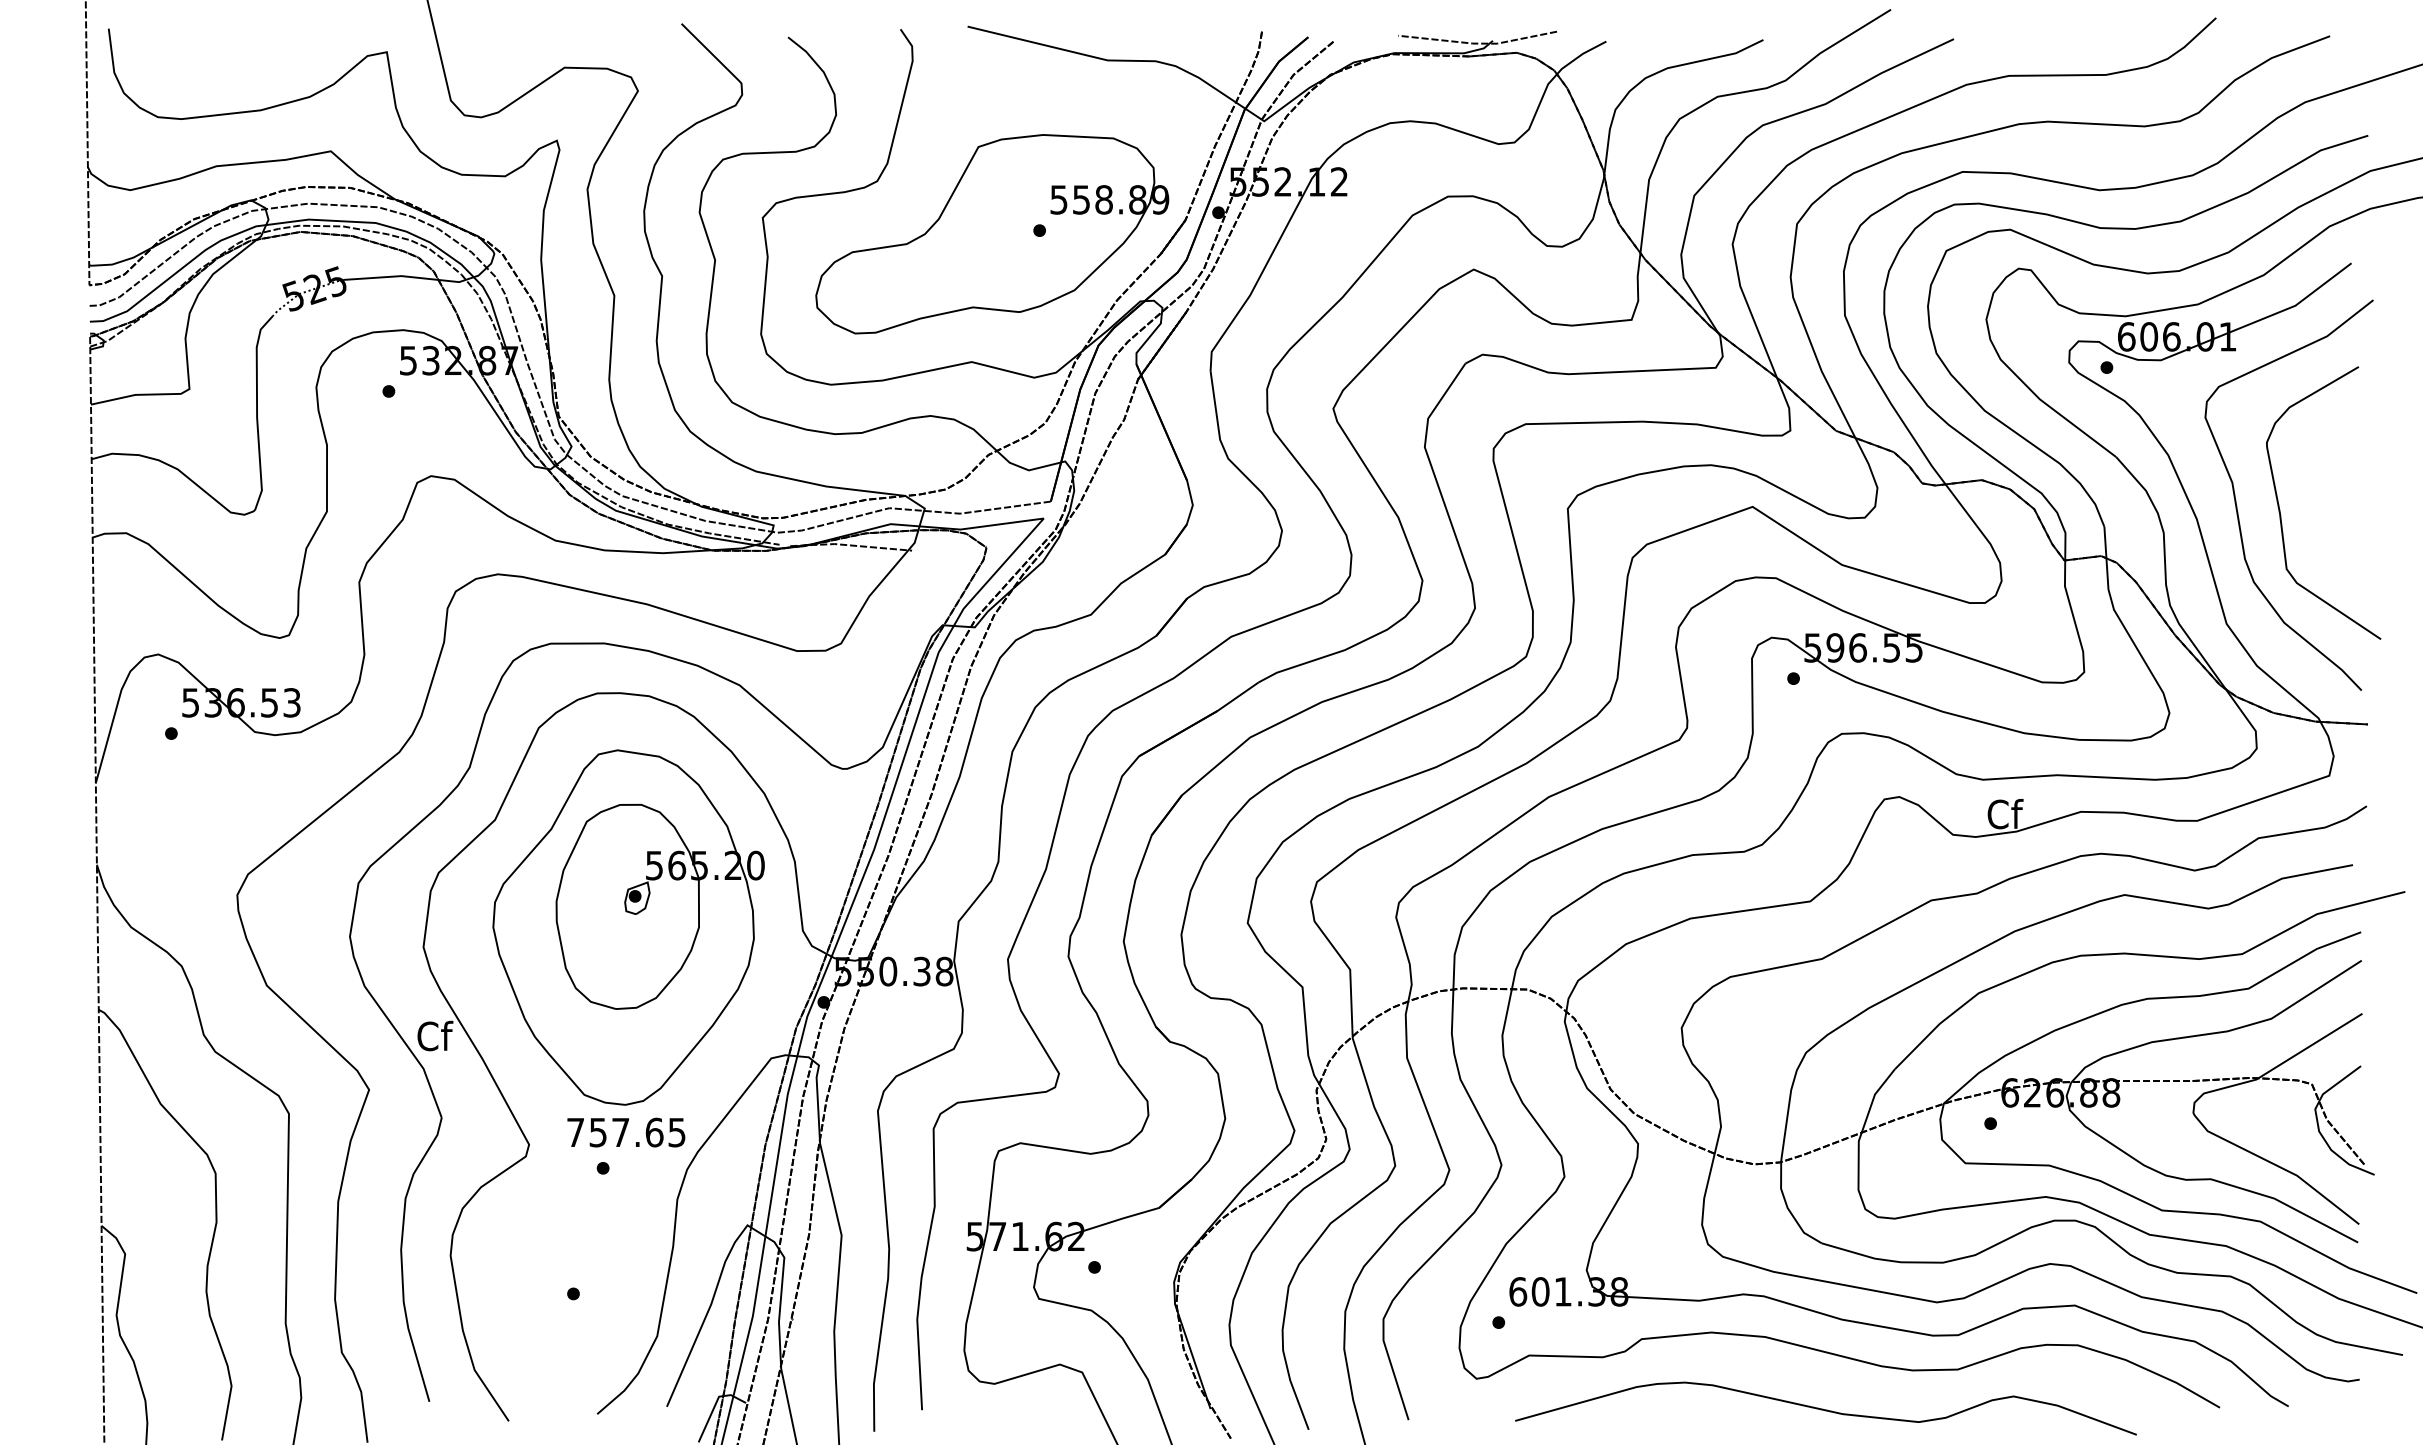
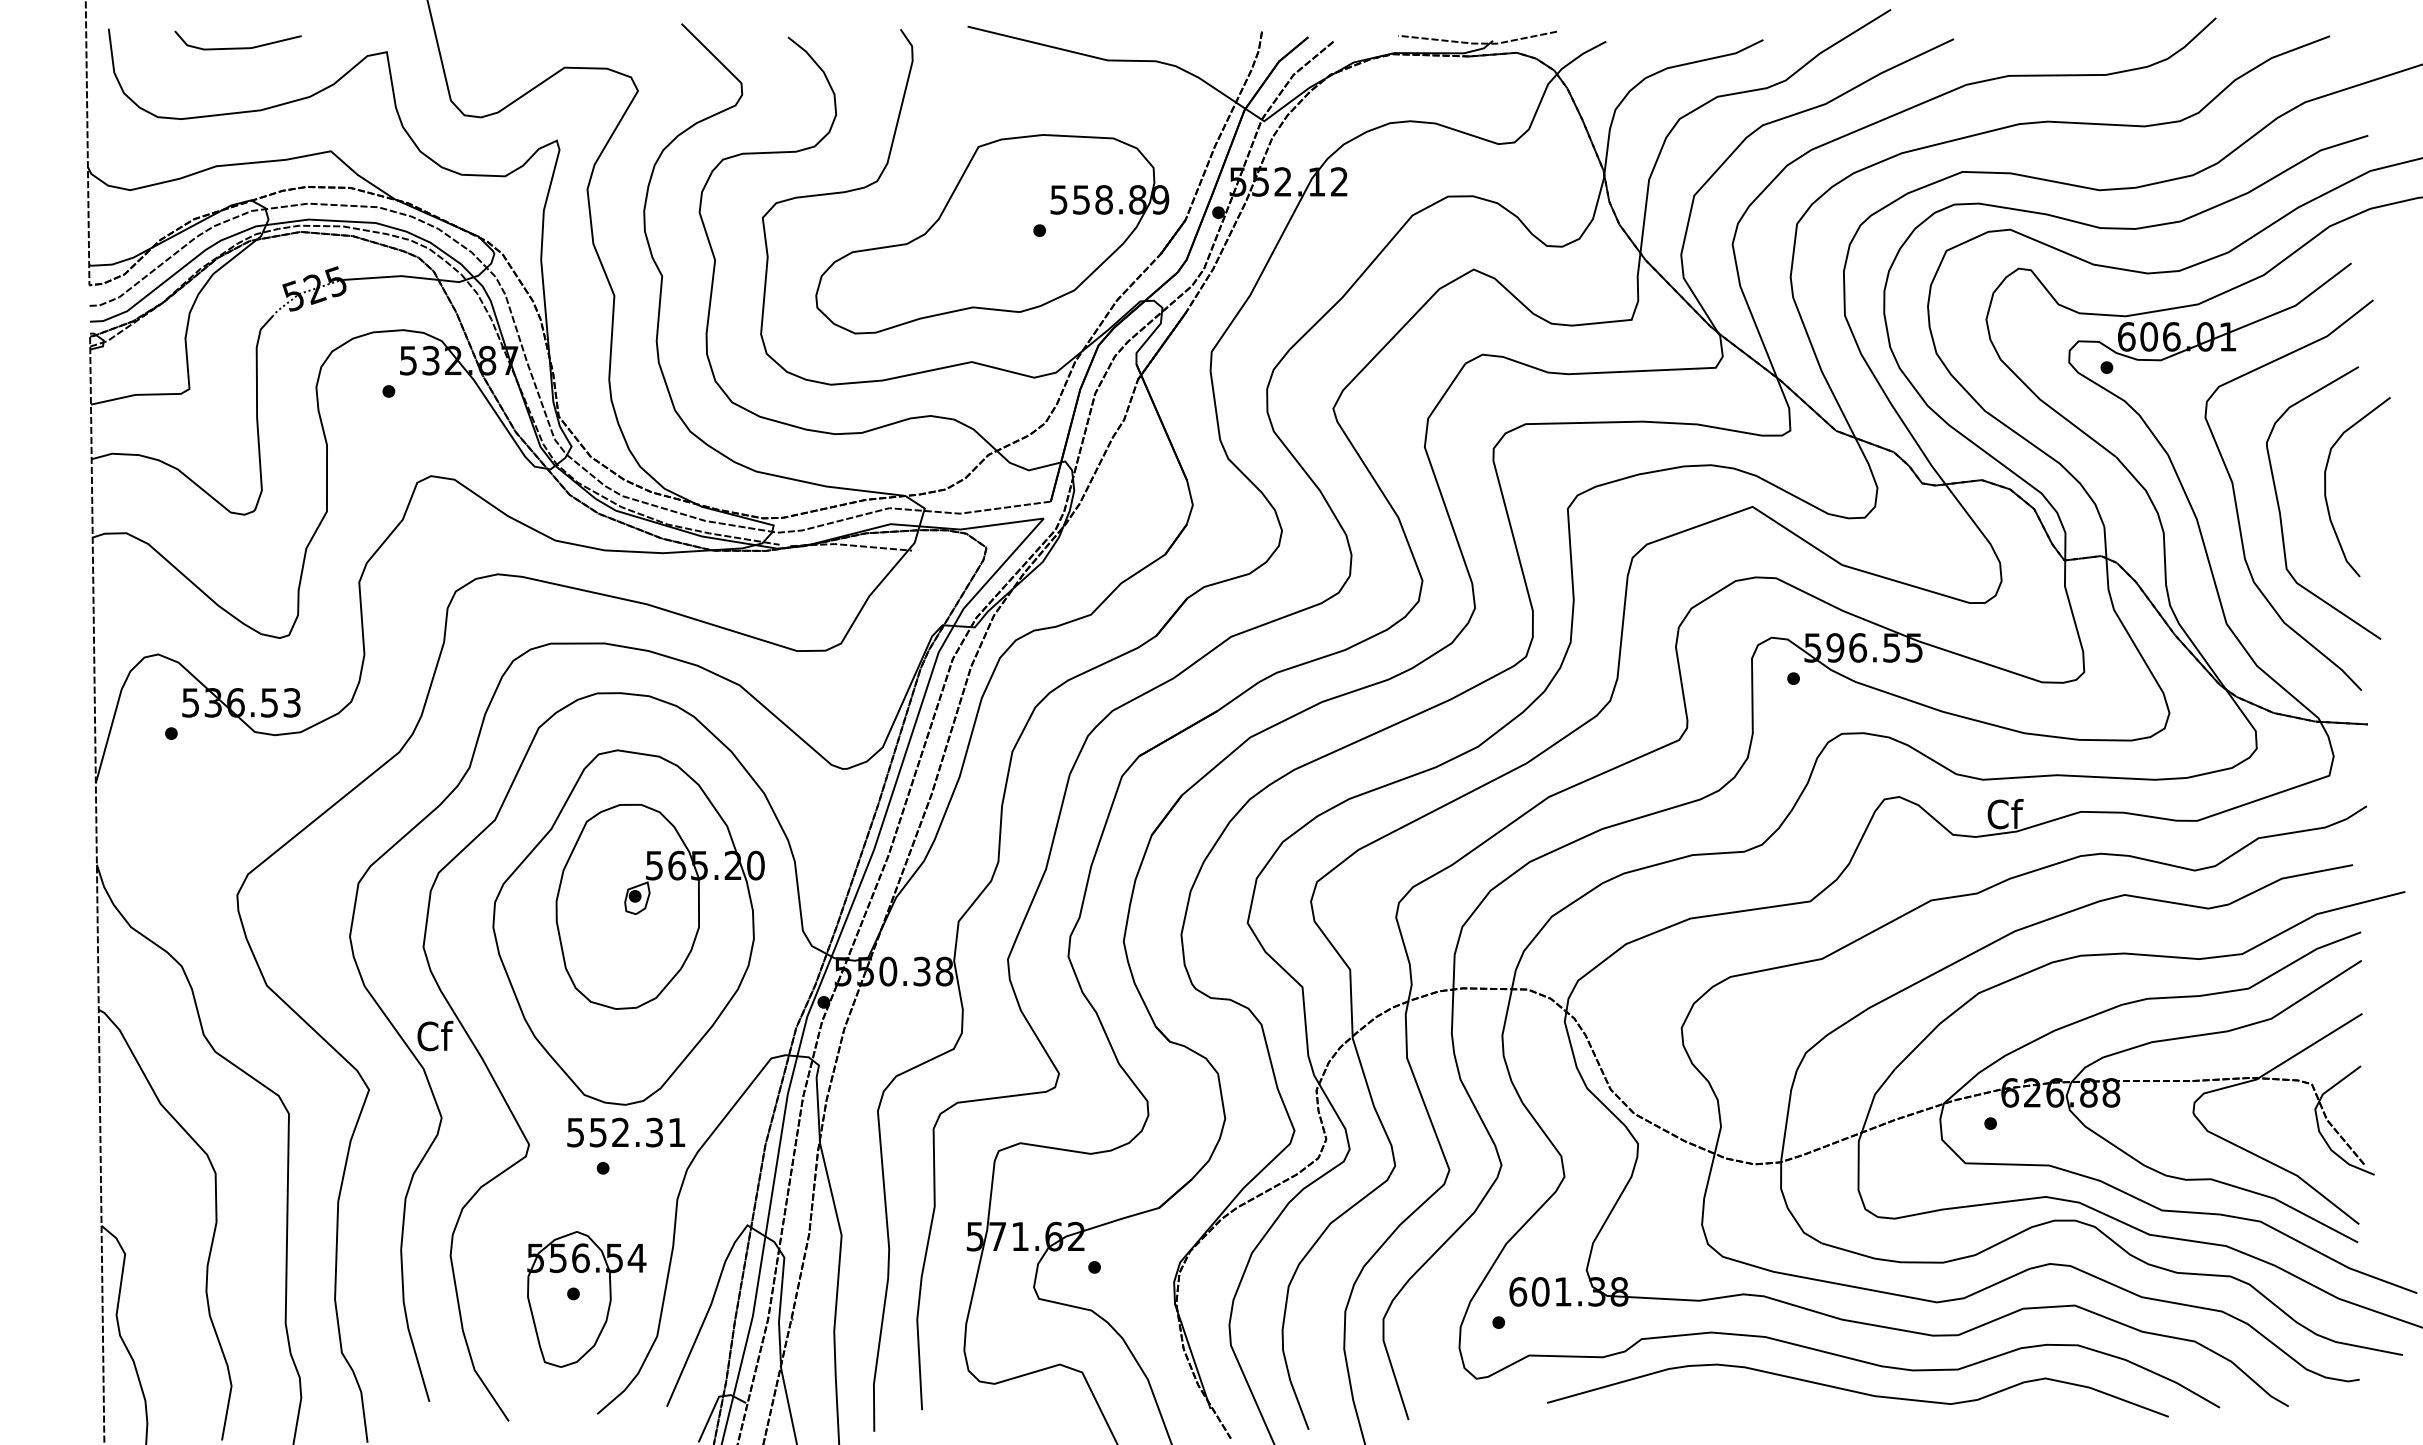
line: none -> present (237, 47)
curve: none -> present (2326, 487)
text: 757.65 -> 552.31 (626, 1132)
part: none -> present (586, 1299)
curve position: (1825, 1409) -> (1857, 1391) (1857, 1391)
